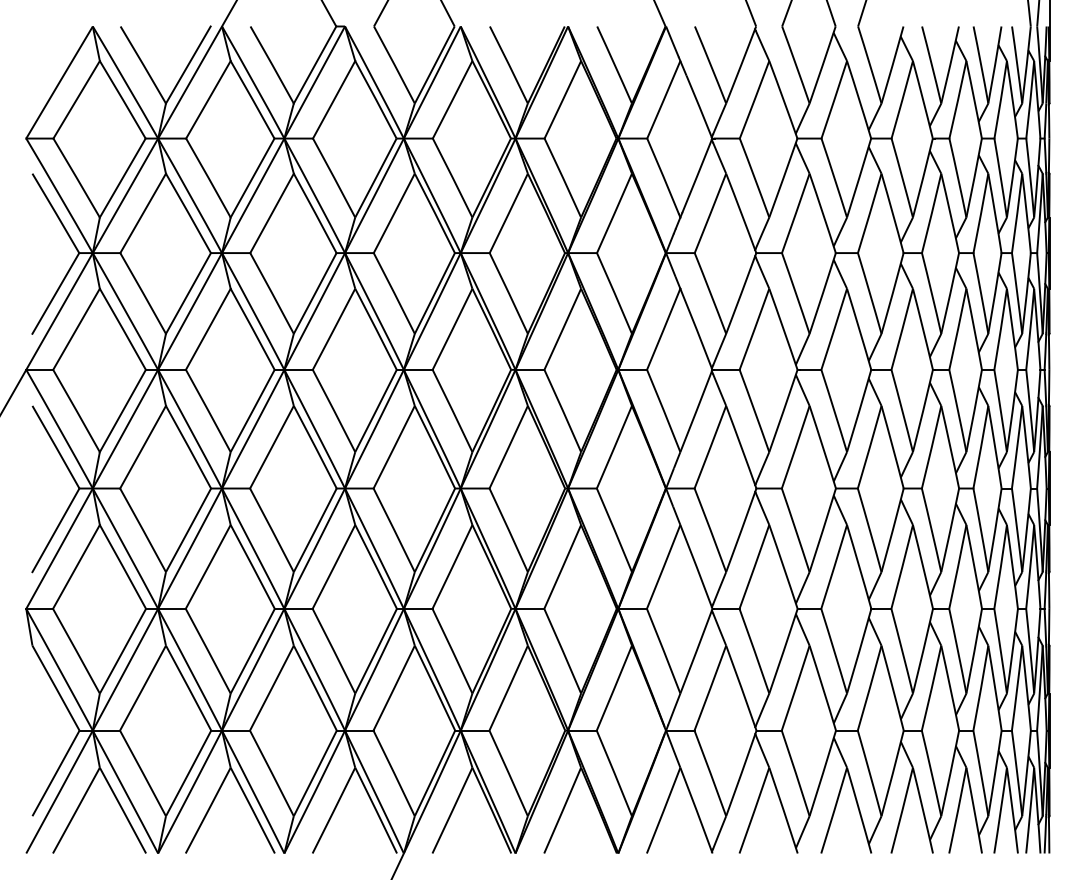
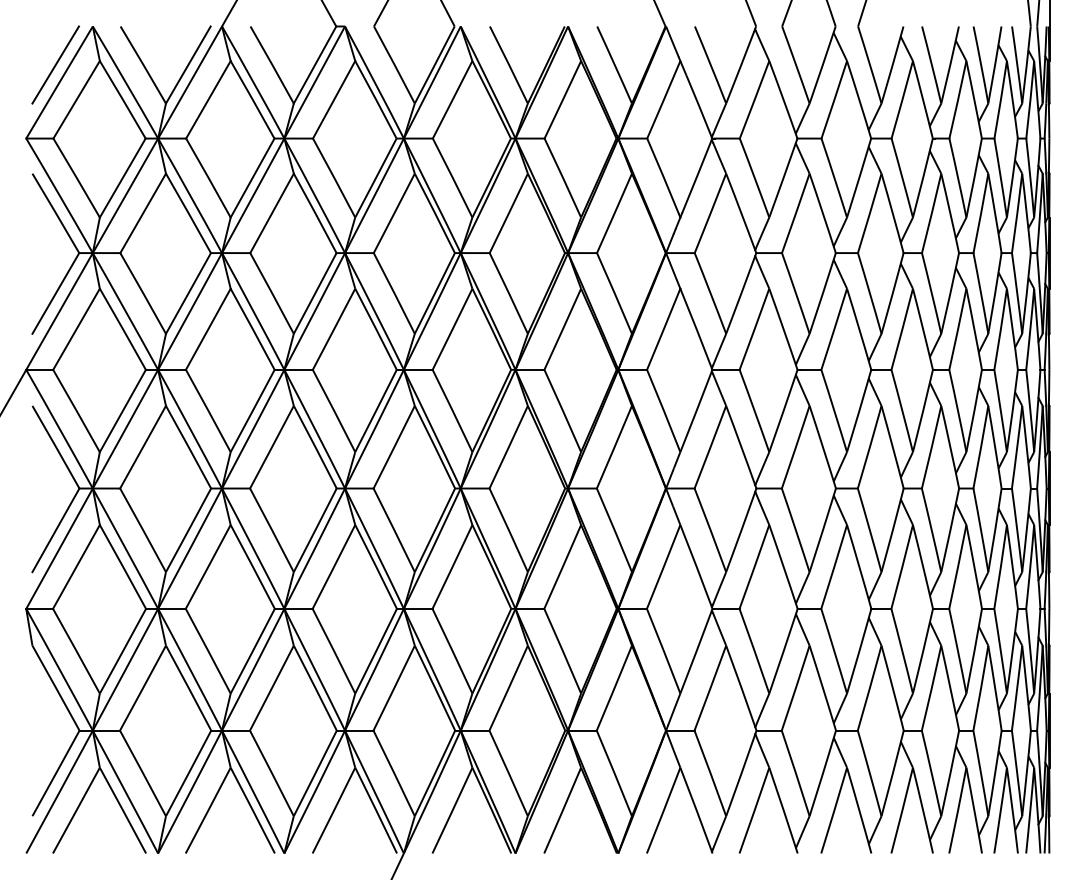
line: none -> present (55, 64)
